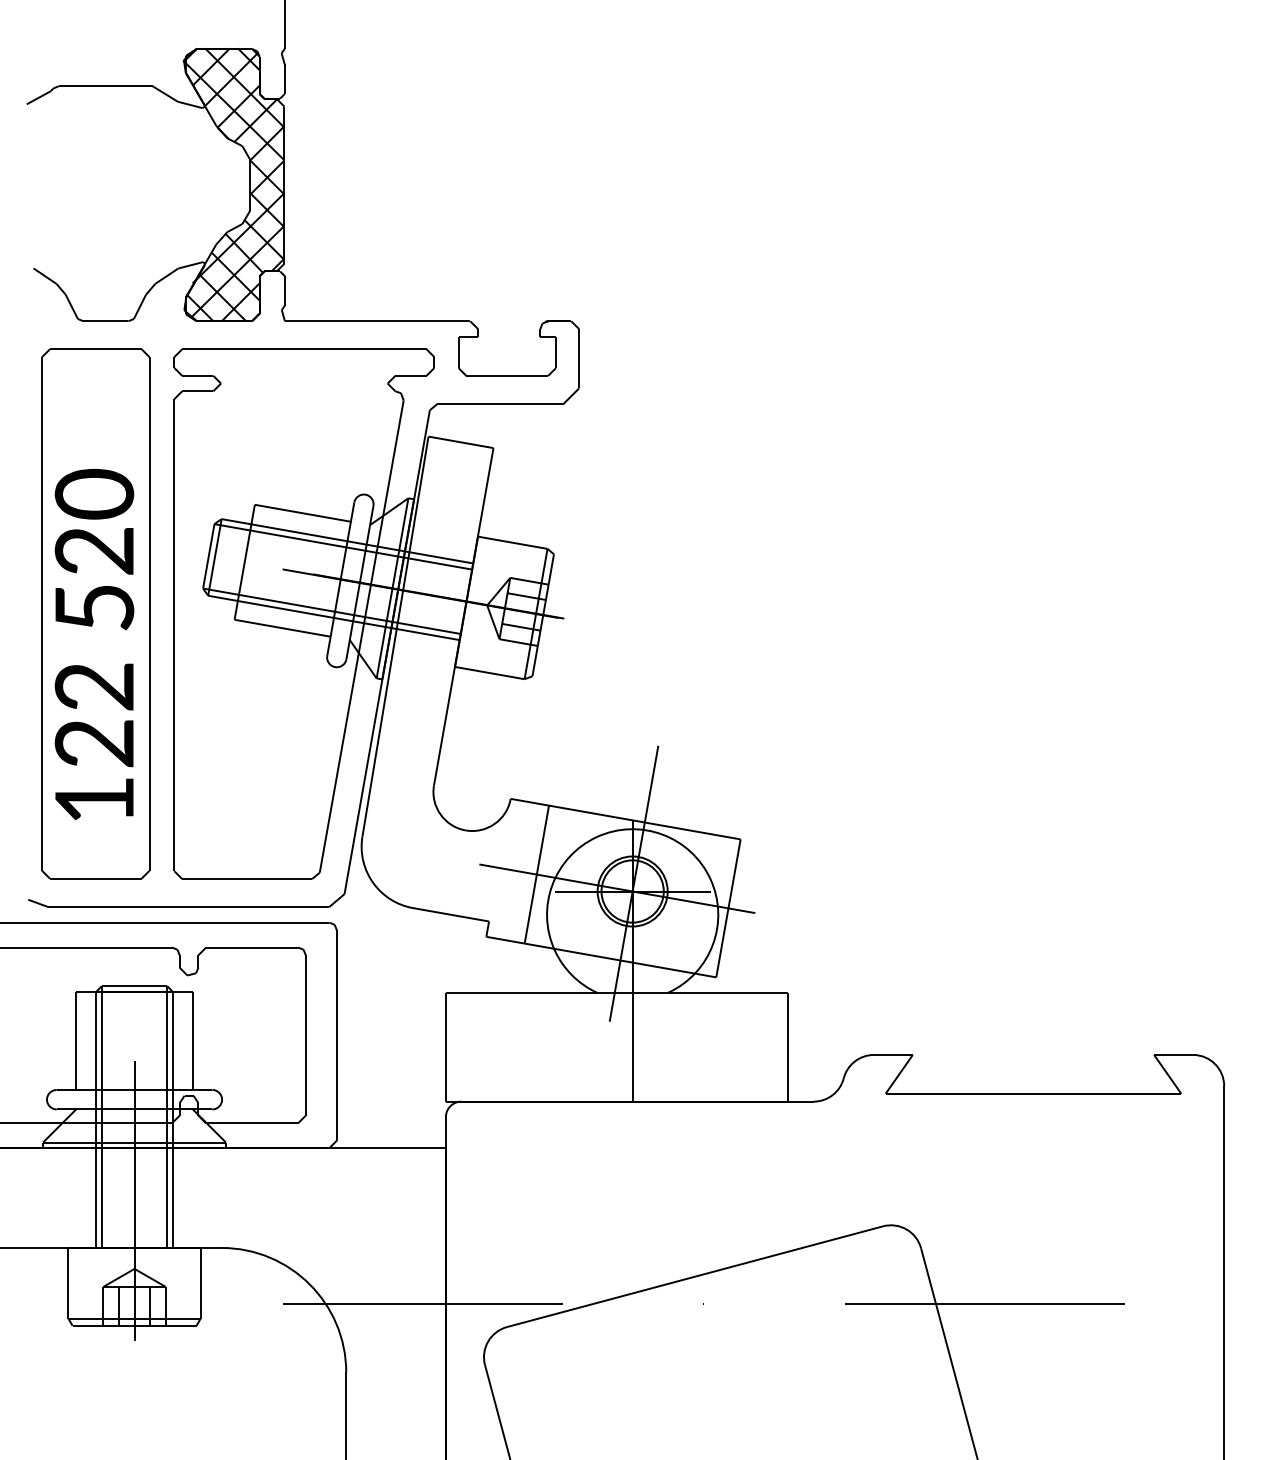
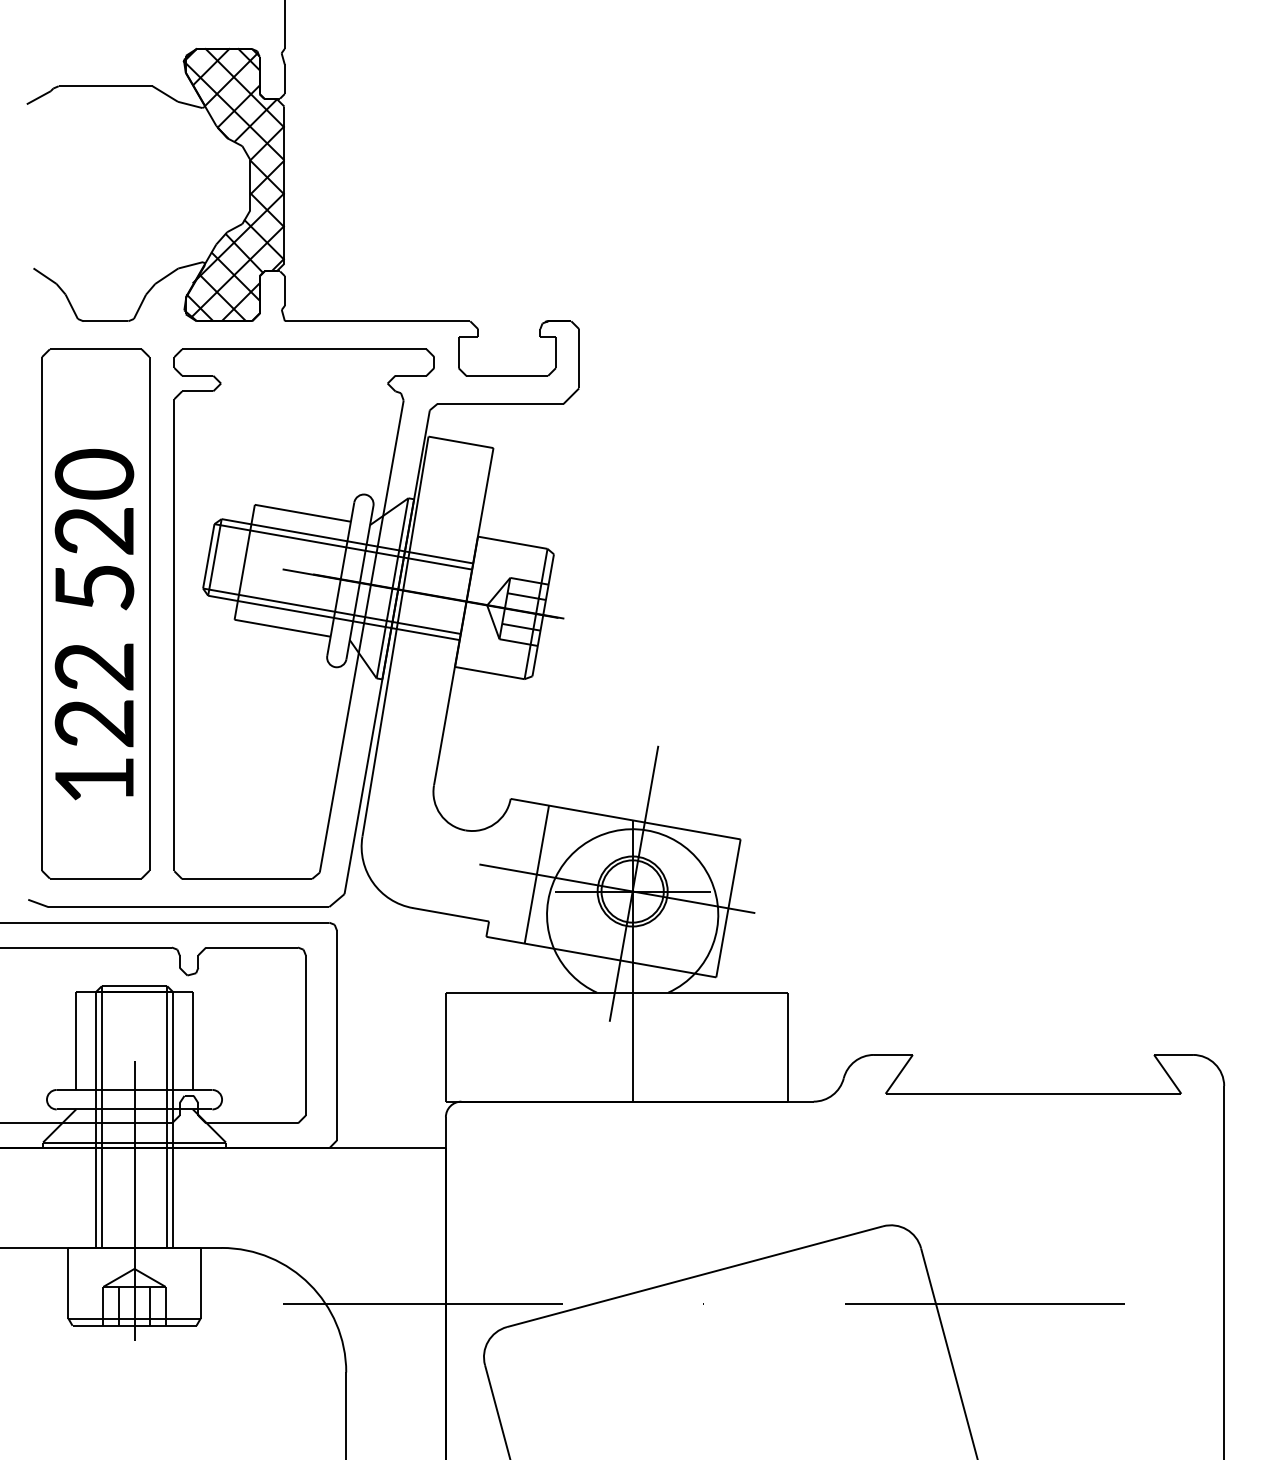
text position: (94, 644) -> (94, 624) (94, 624)
